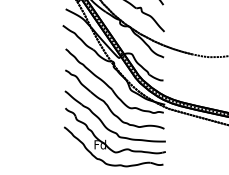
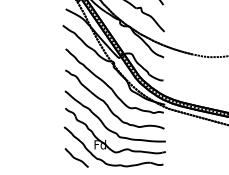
curve: none -> present (75, 157)
